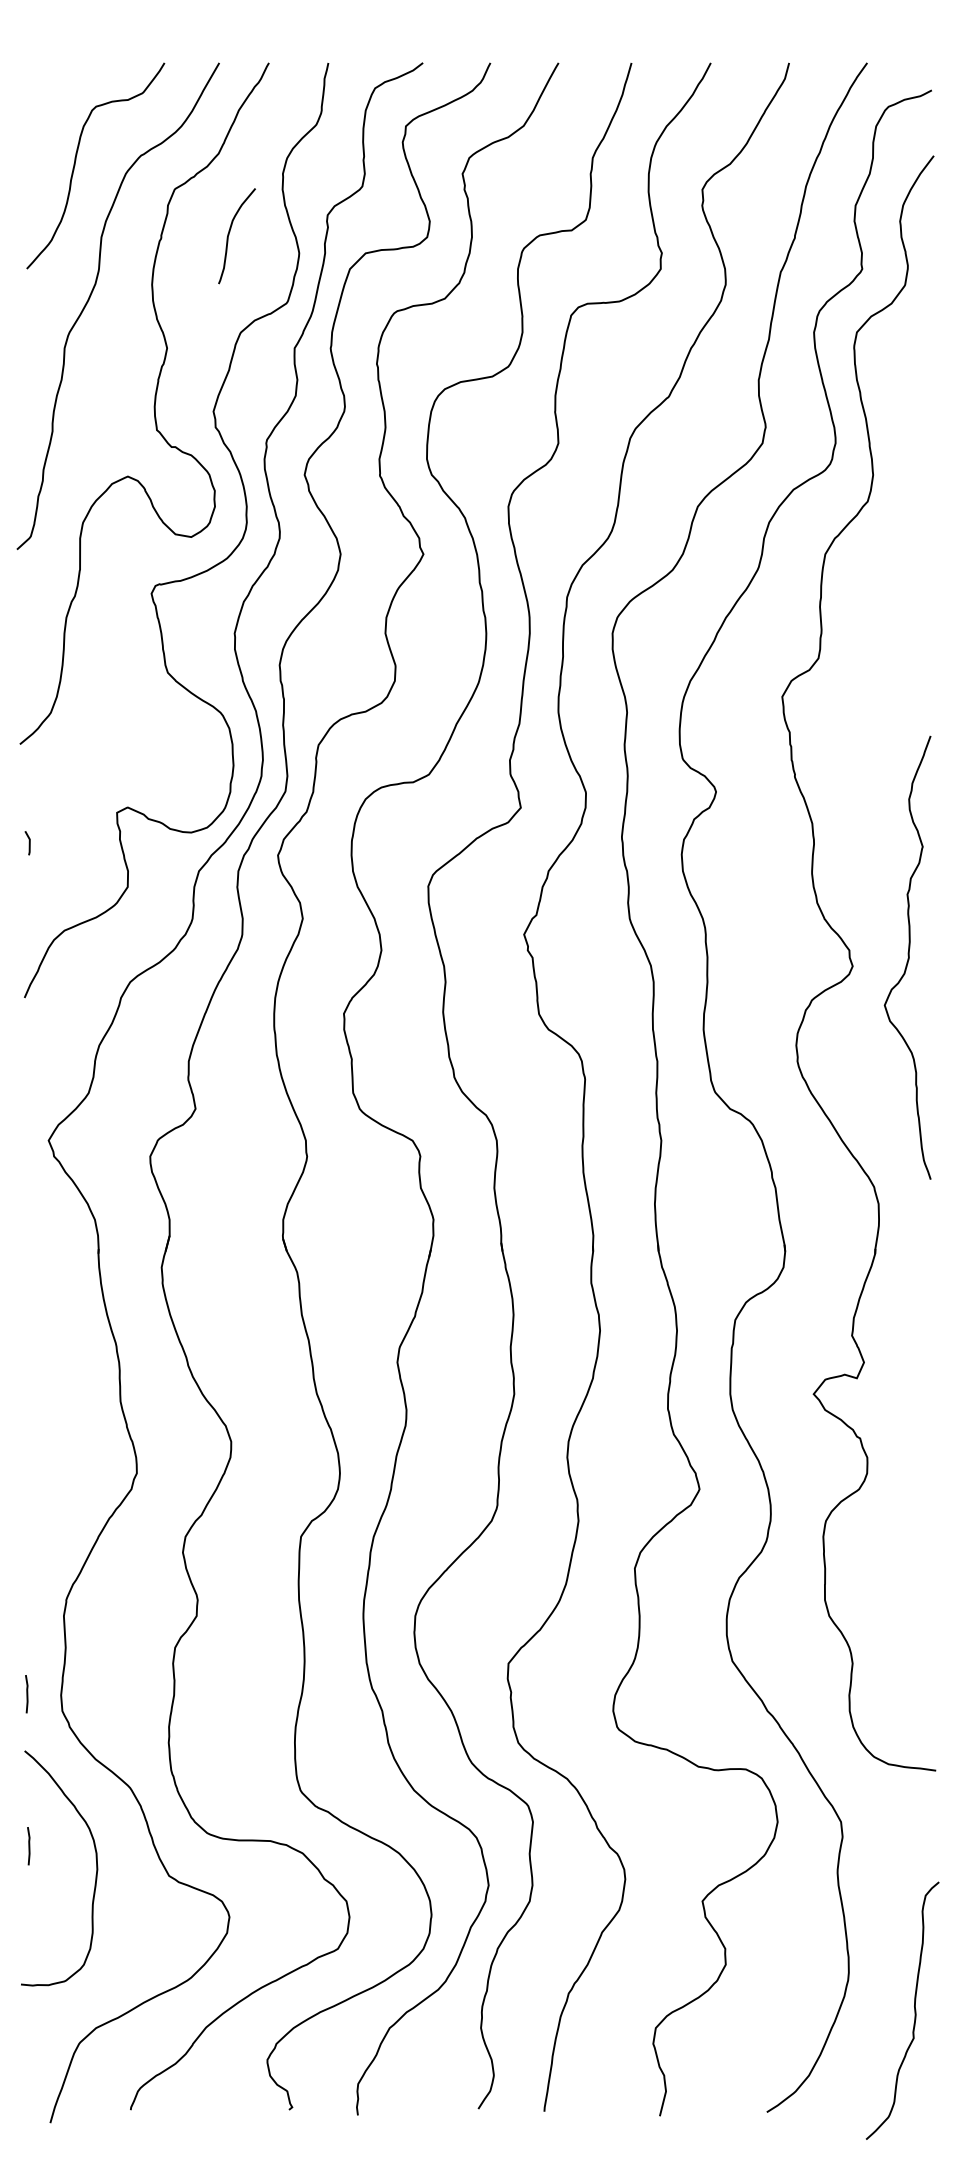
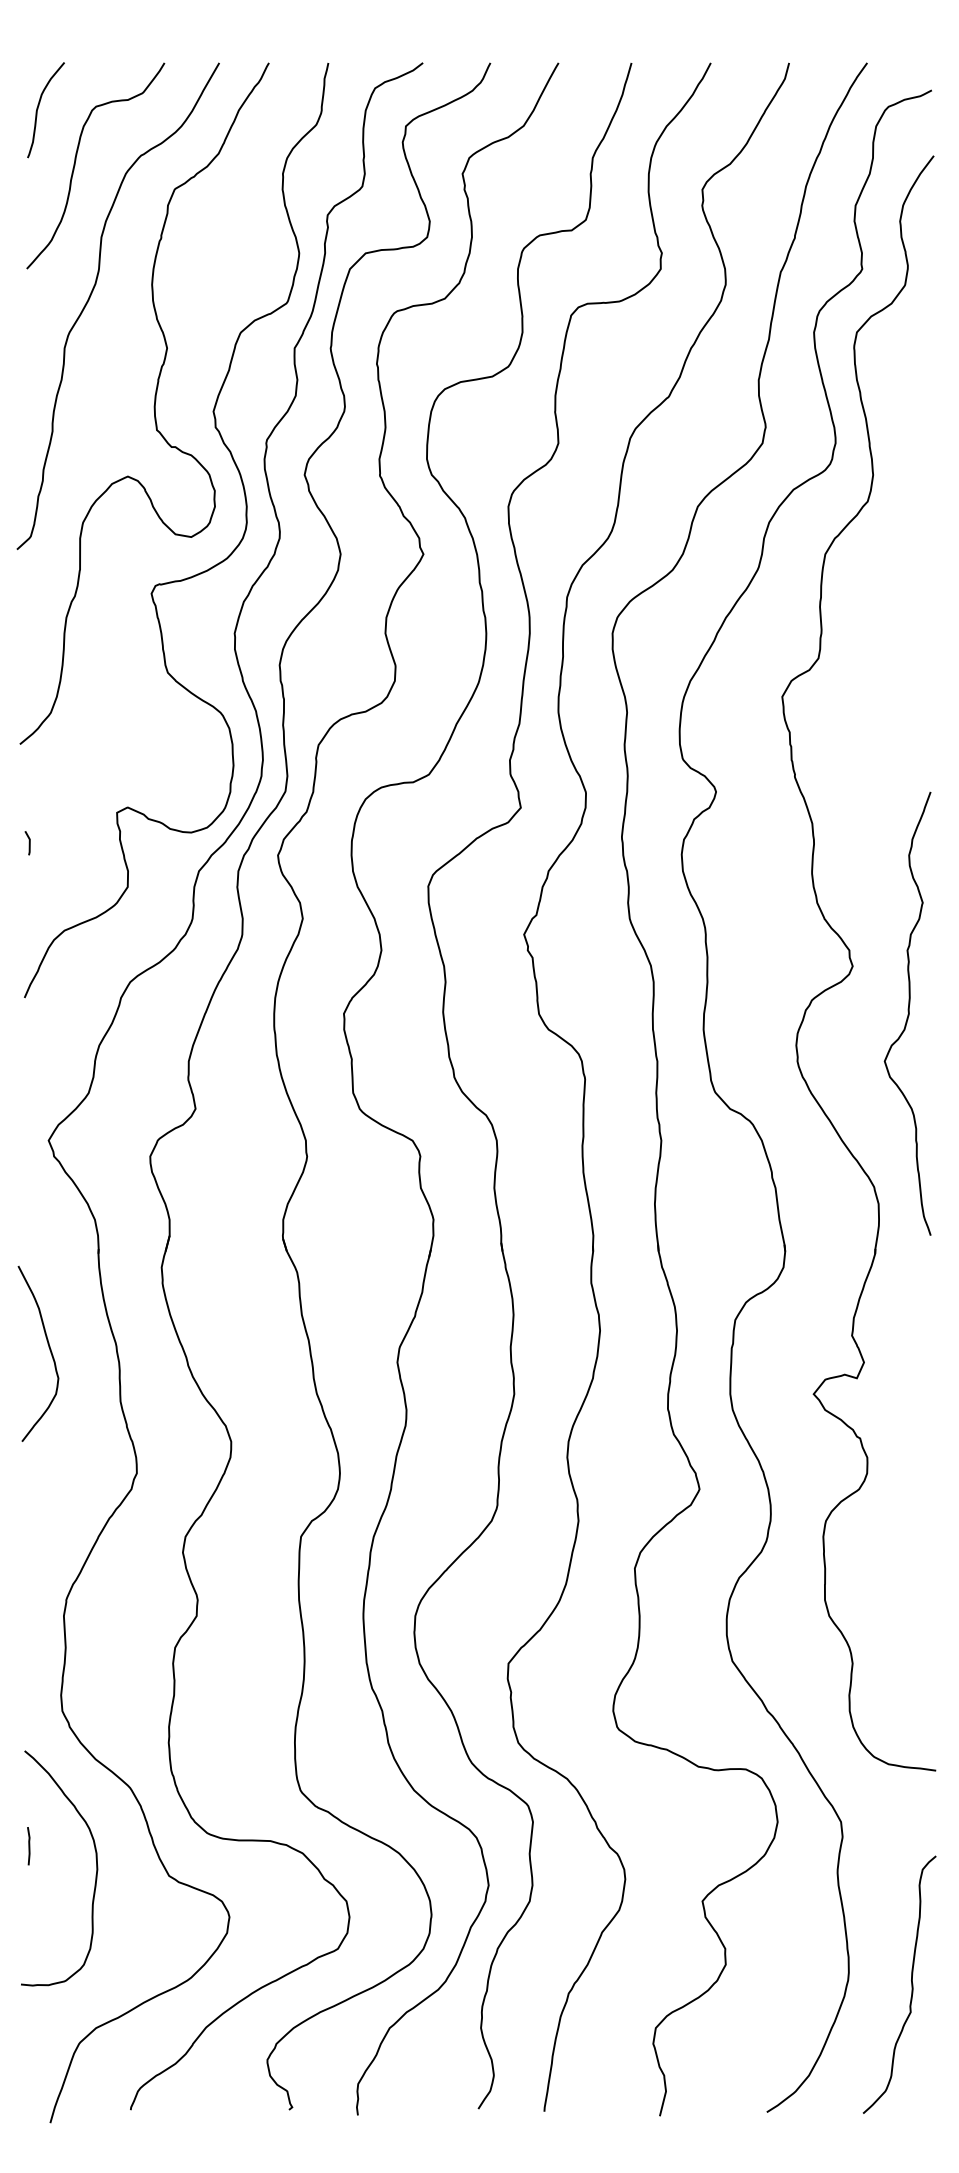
curve position: (229, 235) -> (38, 109) (38, 109)
curve position: (908, 957) -> (908, 1013) (908, 1013)
curve: none -> present (49, 1350)
line: present -> none (26, 1694)
curve position: (914, 2010) -> (911, 1984) (911, 1984)
